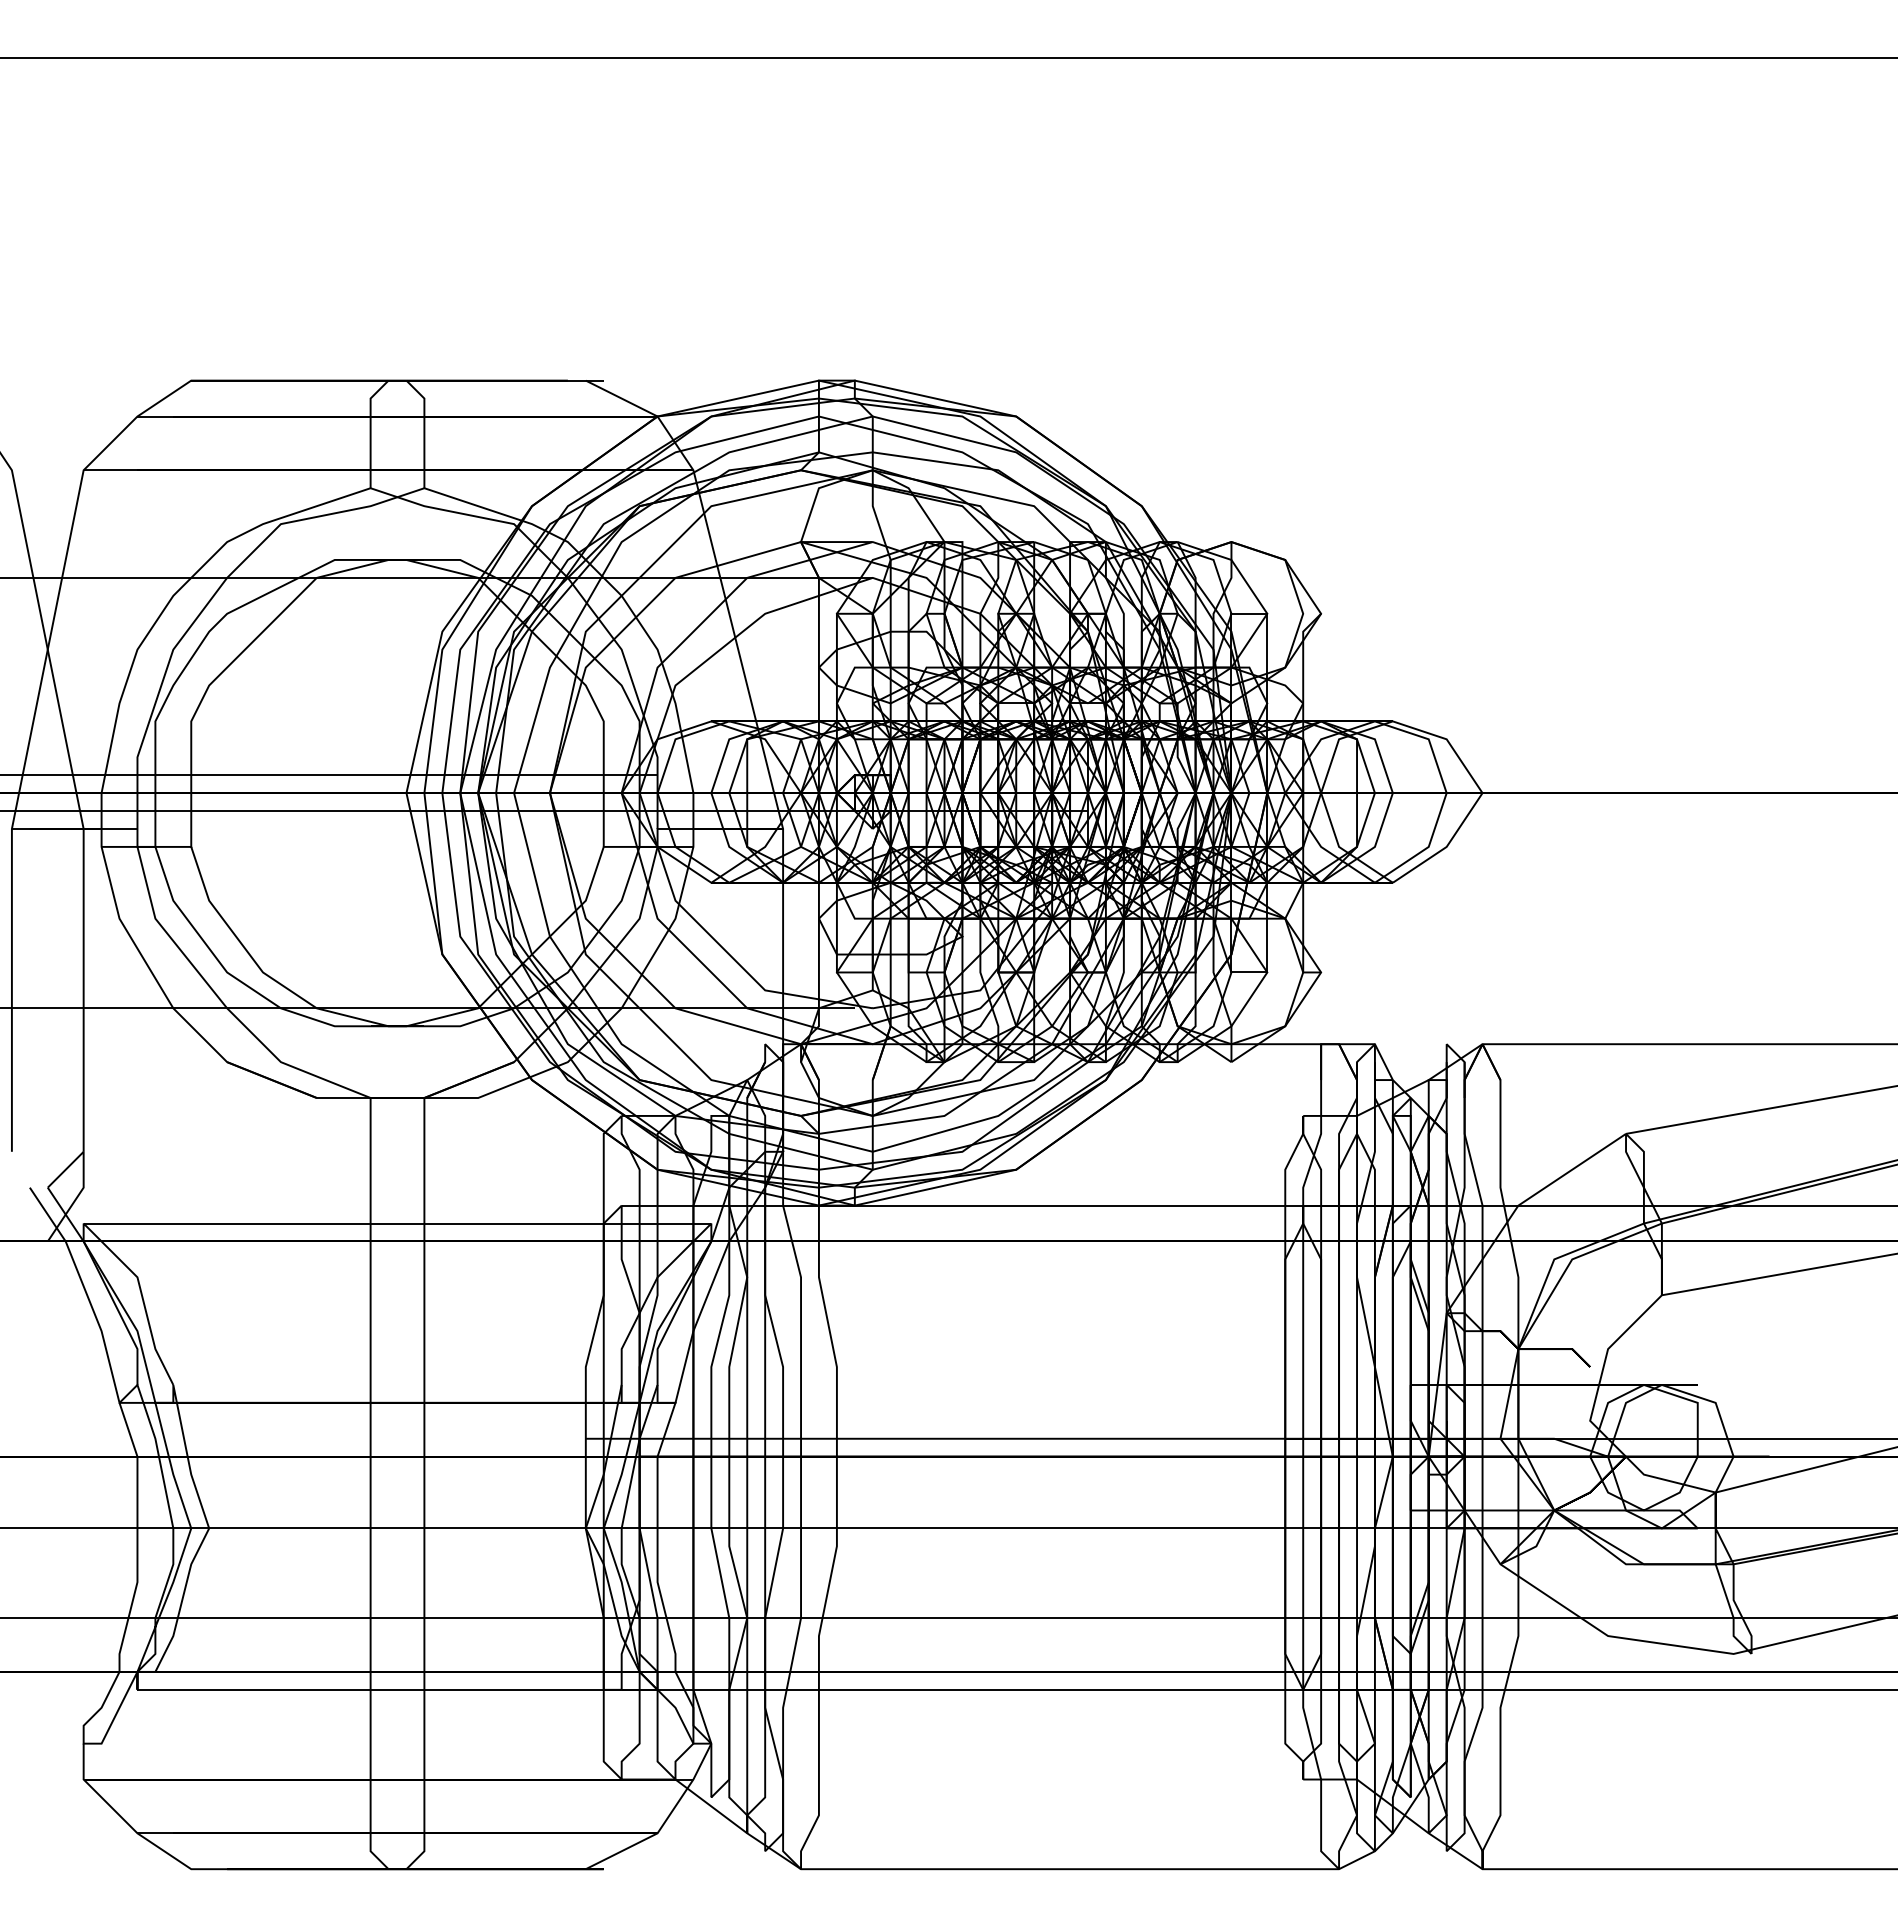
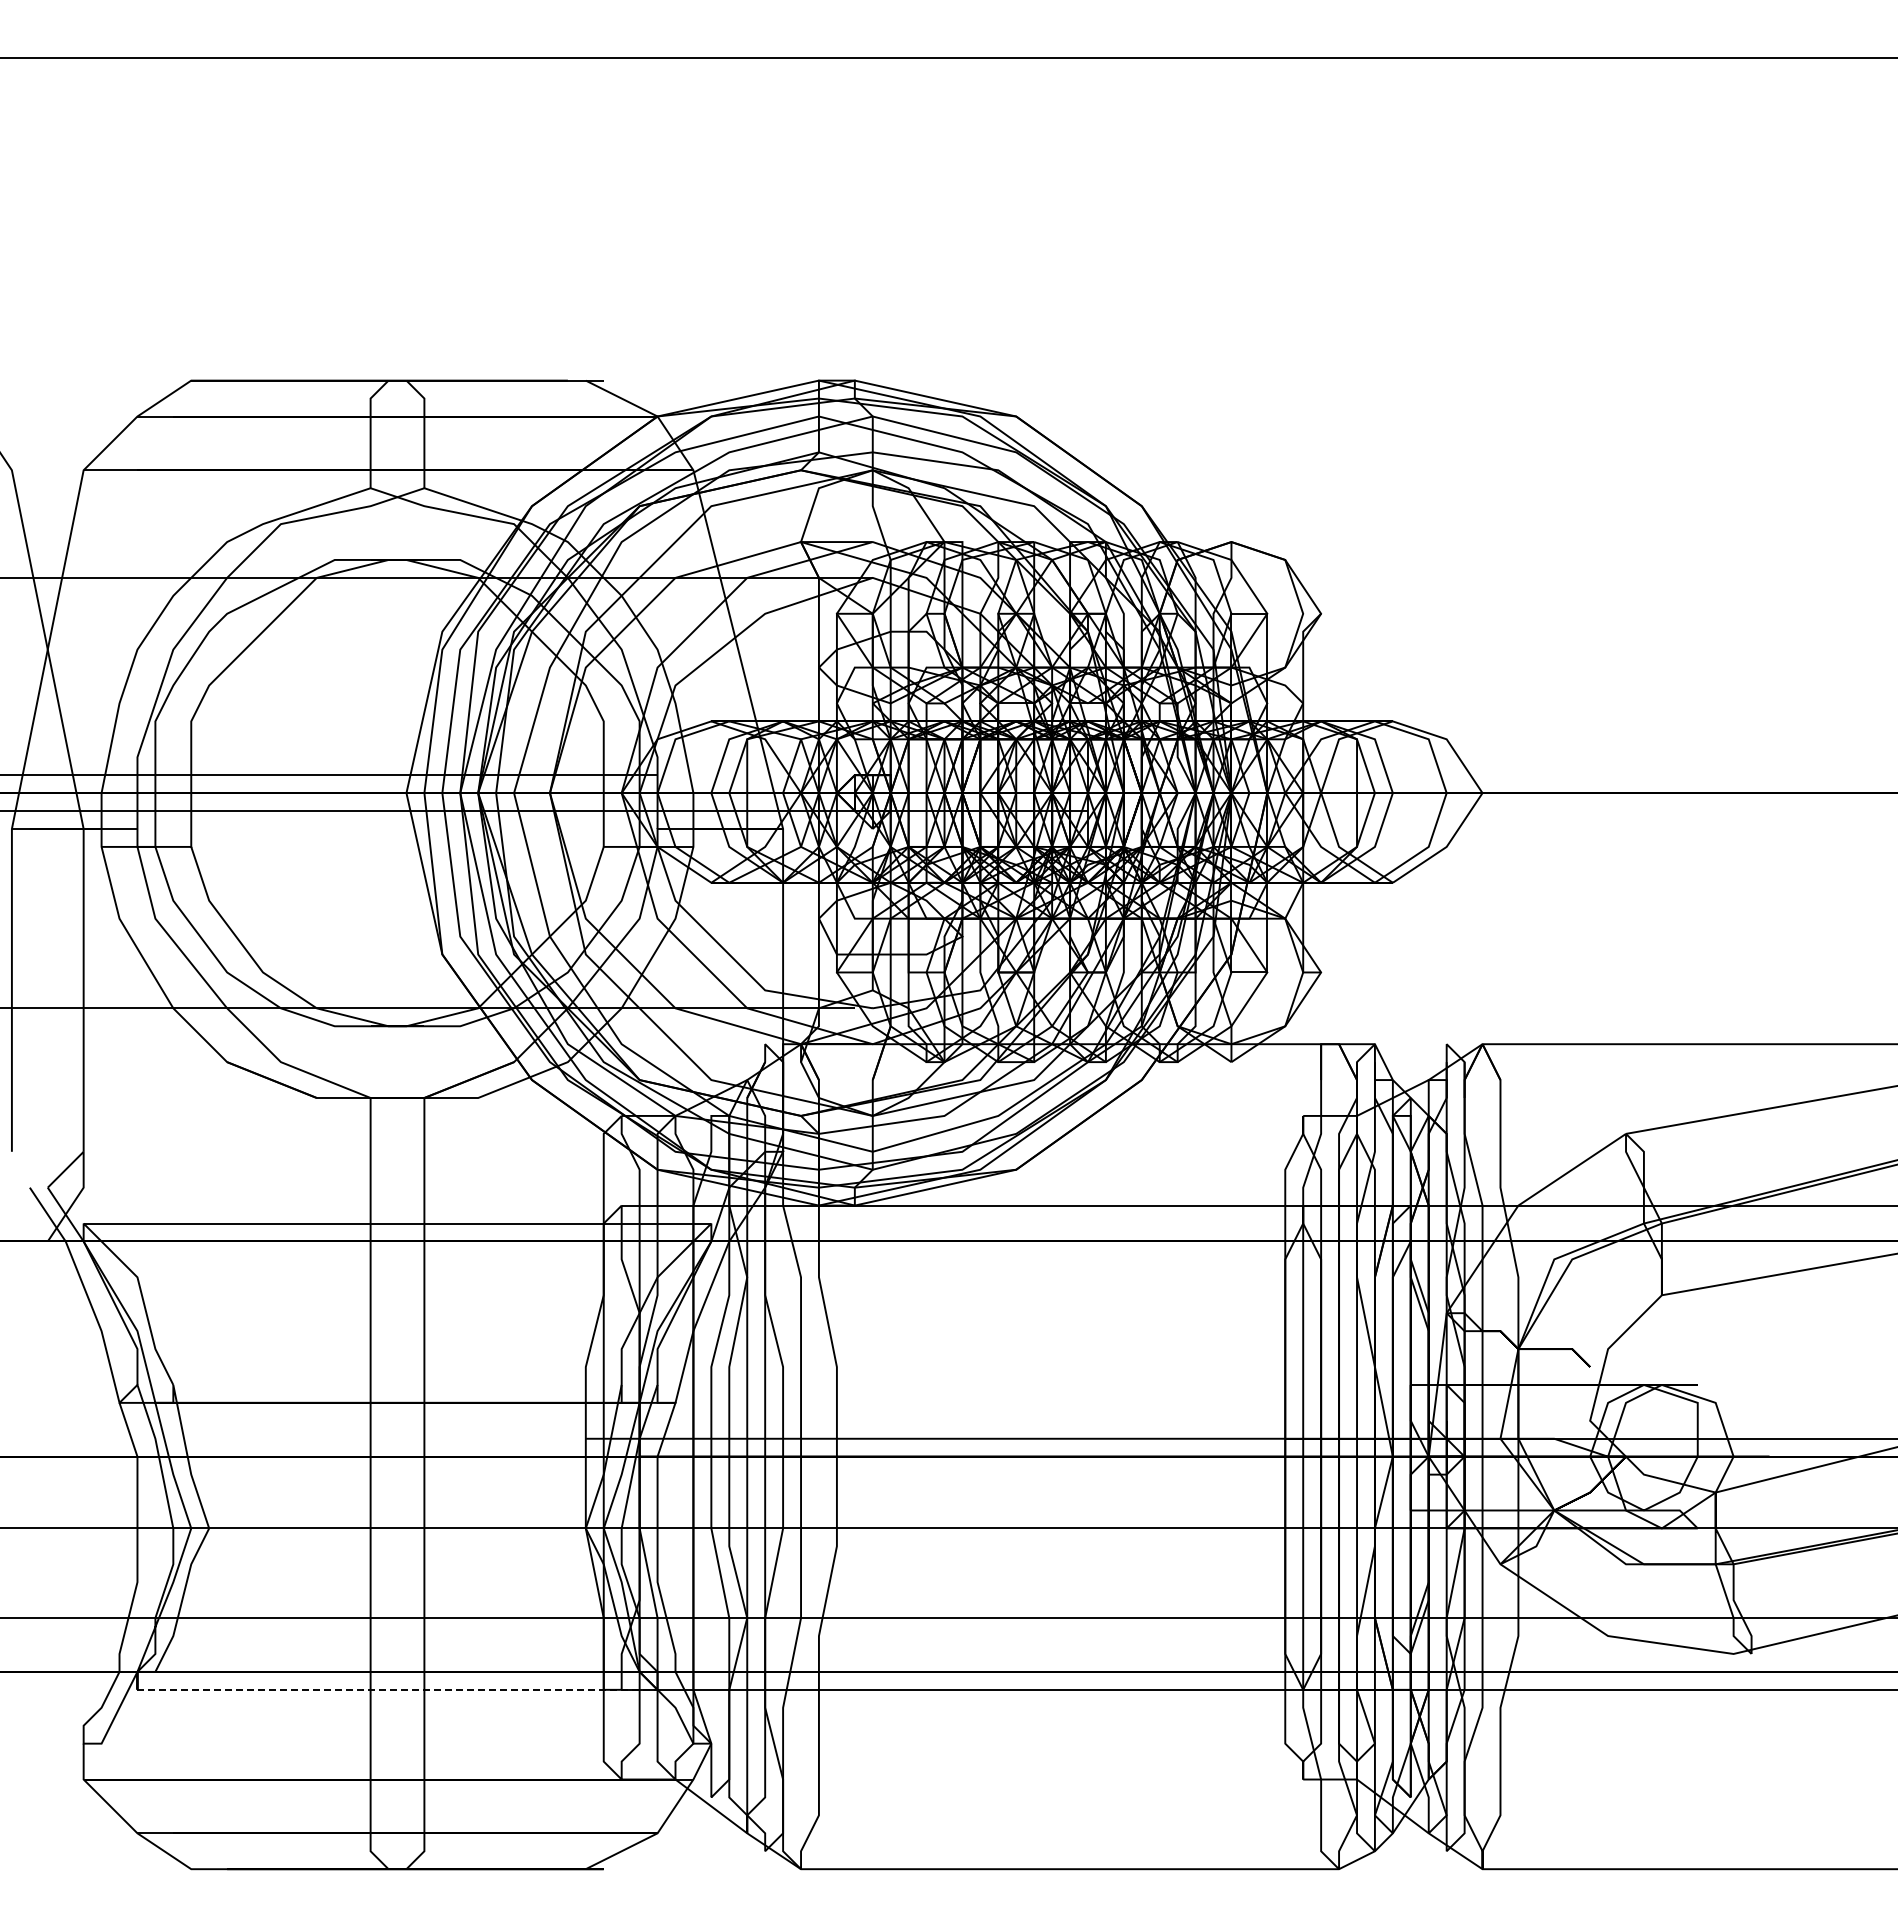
line: solid -> dashed (398, 1689)
